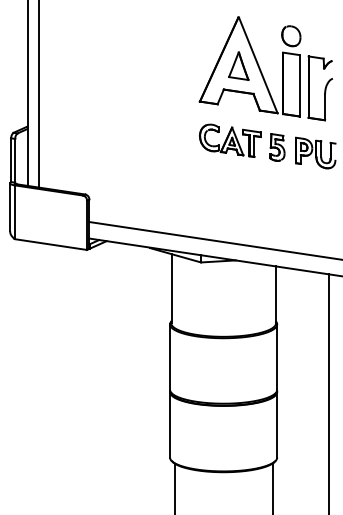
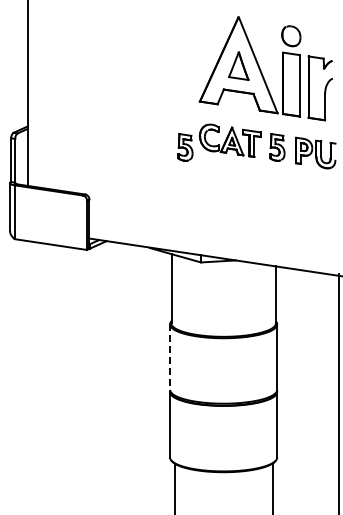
line: present -> none (39, 94)
part: none -> present (185, 147)
line: present -> none (214, 240)
line: solid -> dashed (170, 357)
line position: (328, 392) -> (338, 392) (338, 392)
